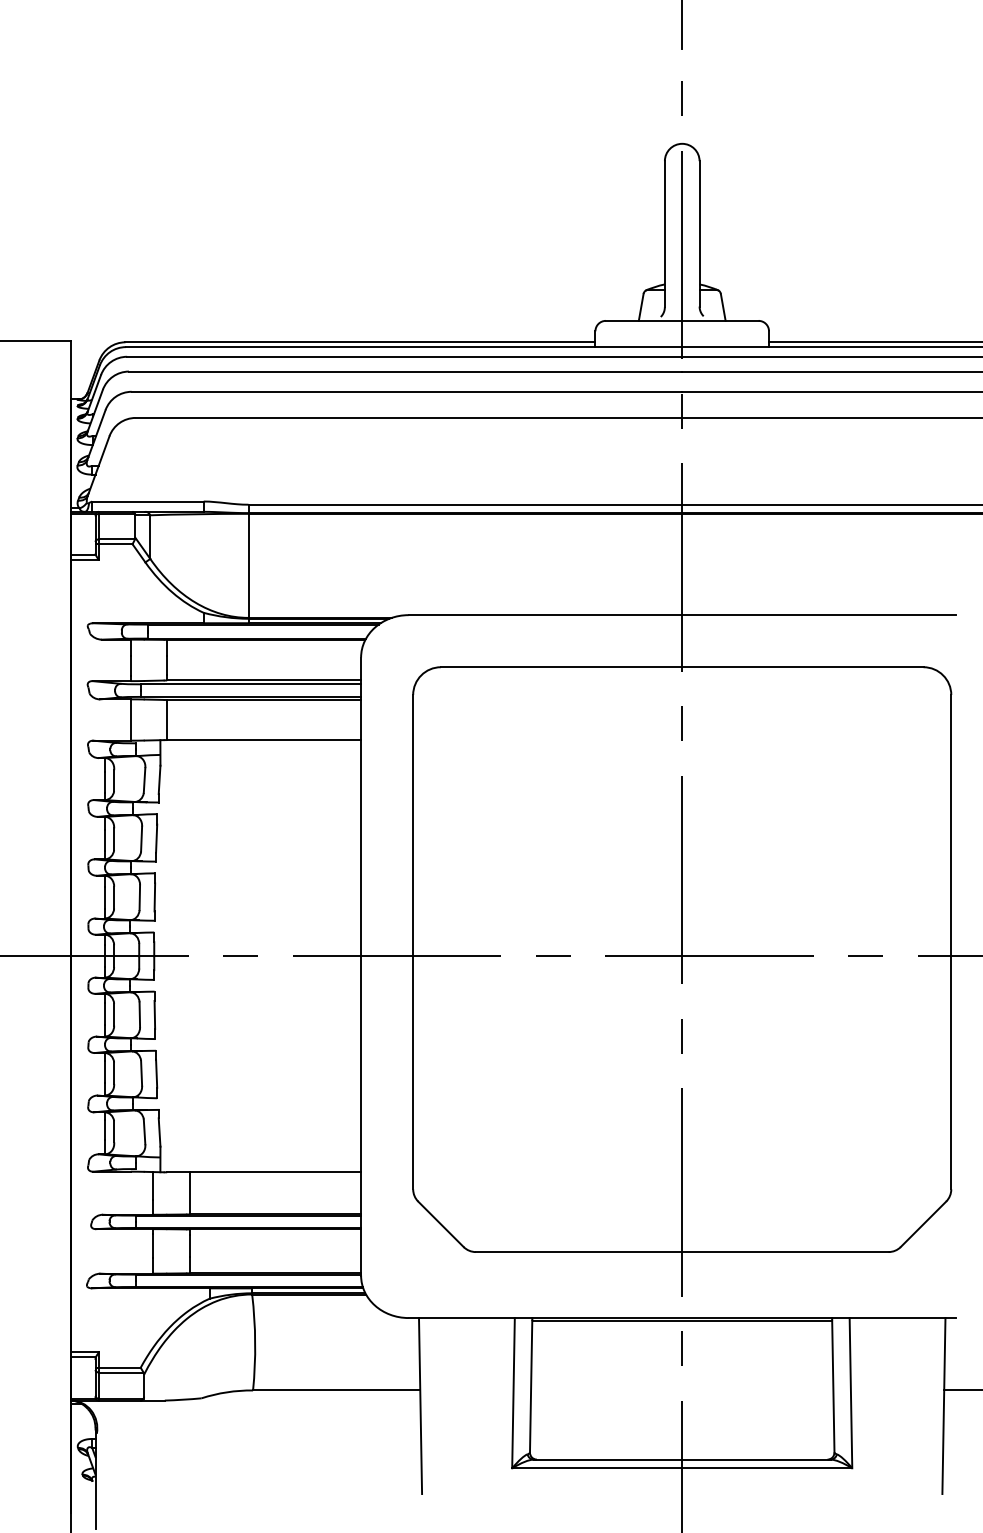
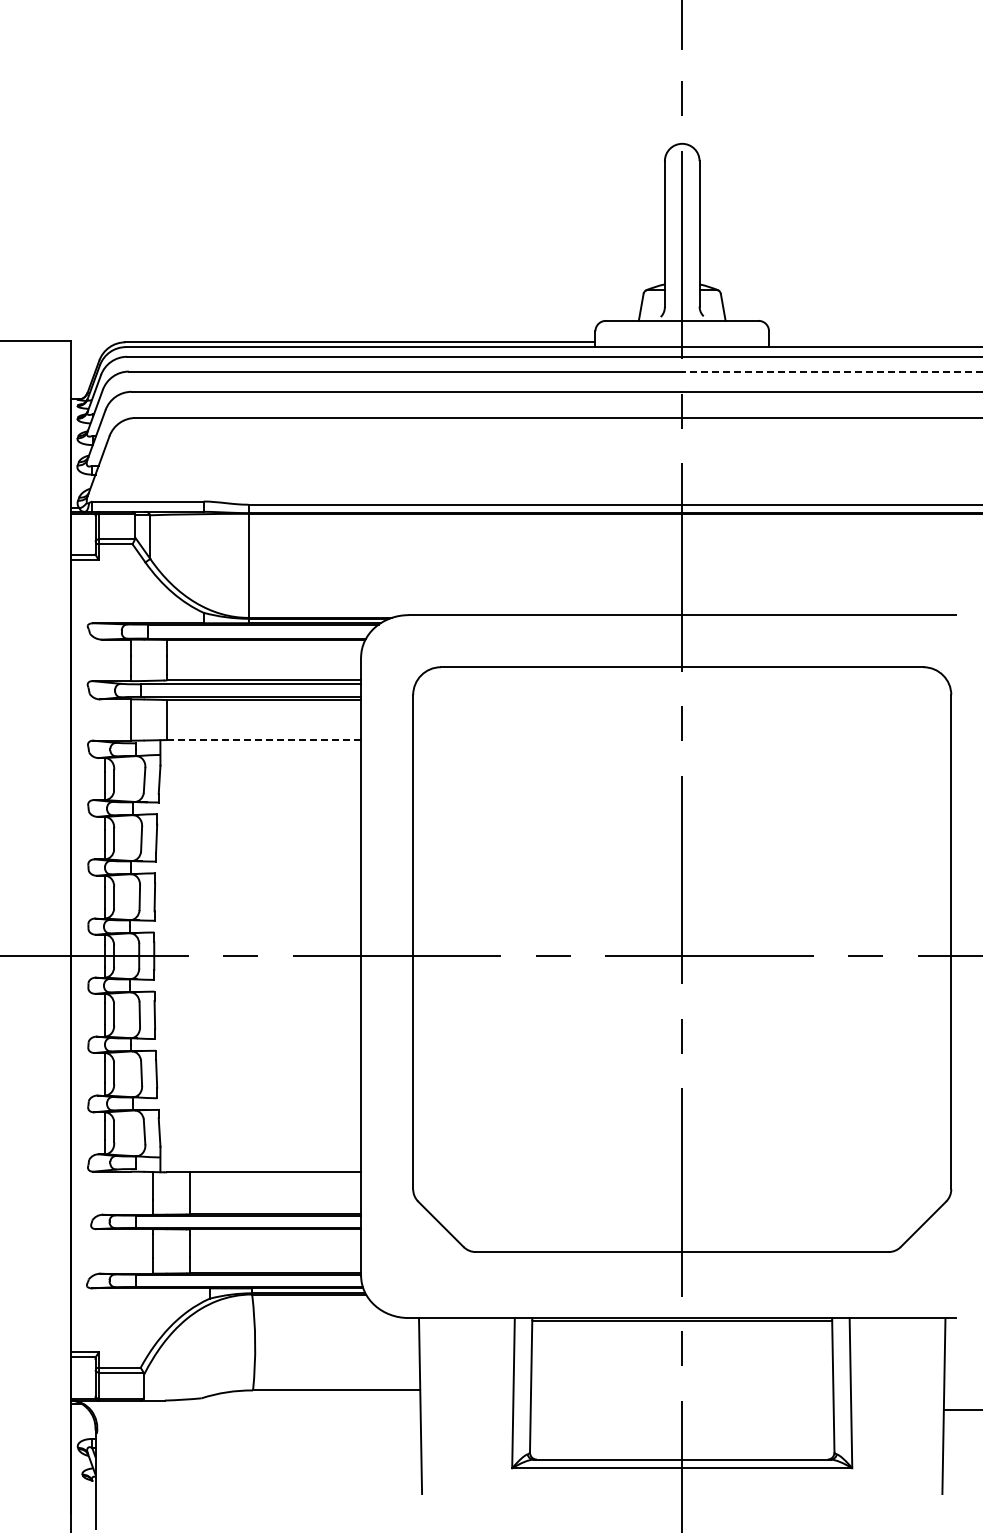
line: present -> none (874, 342)
line: solid -> dashed (832, 371)
line: solid -> dashed (264, 740)
line position: (961, 1390) -> (961, 1410) (961, 1410)
